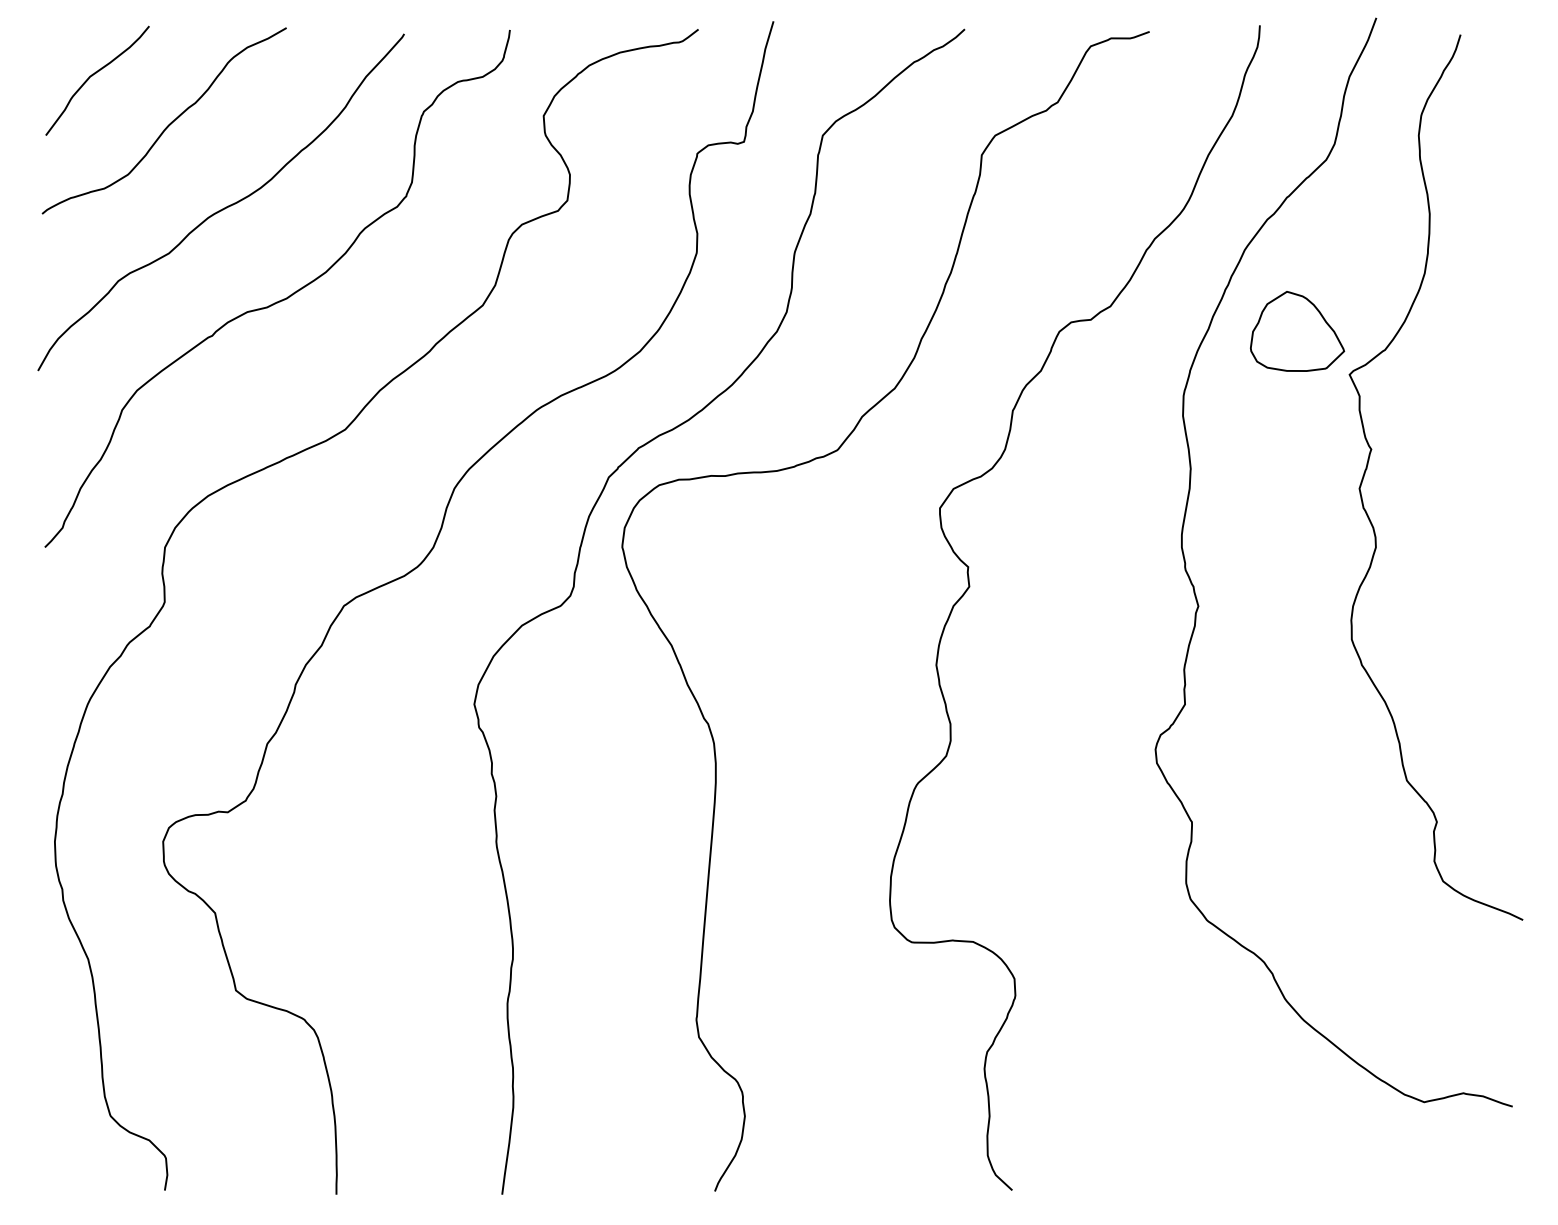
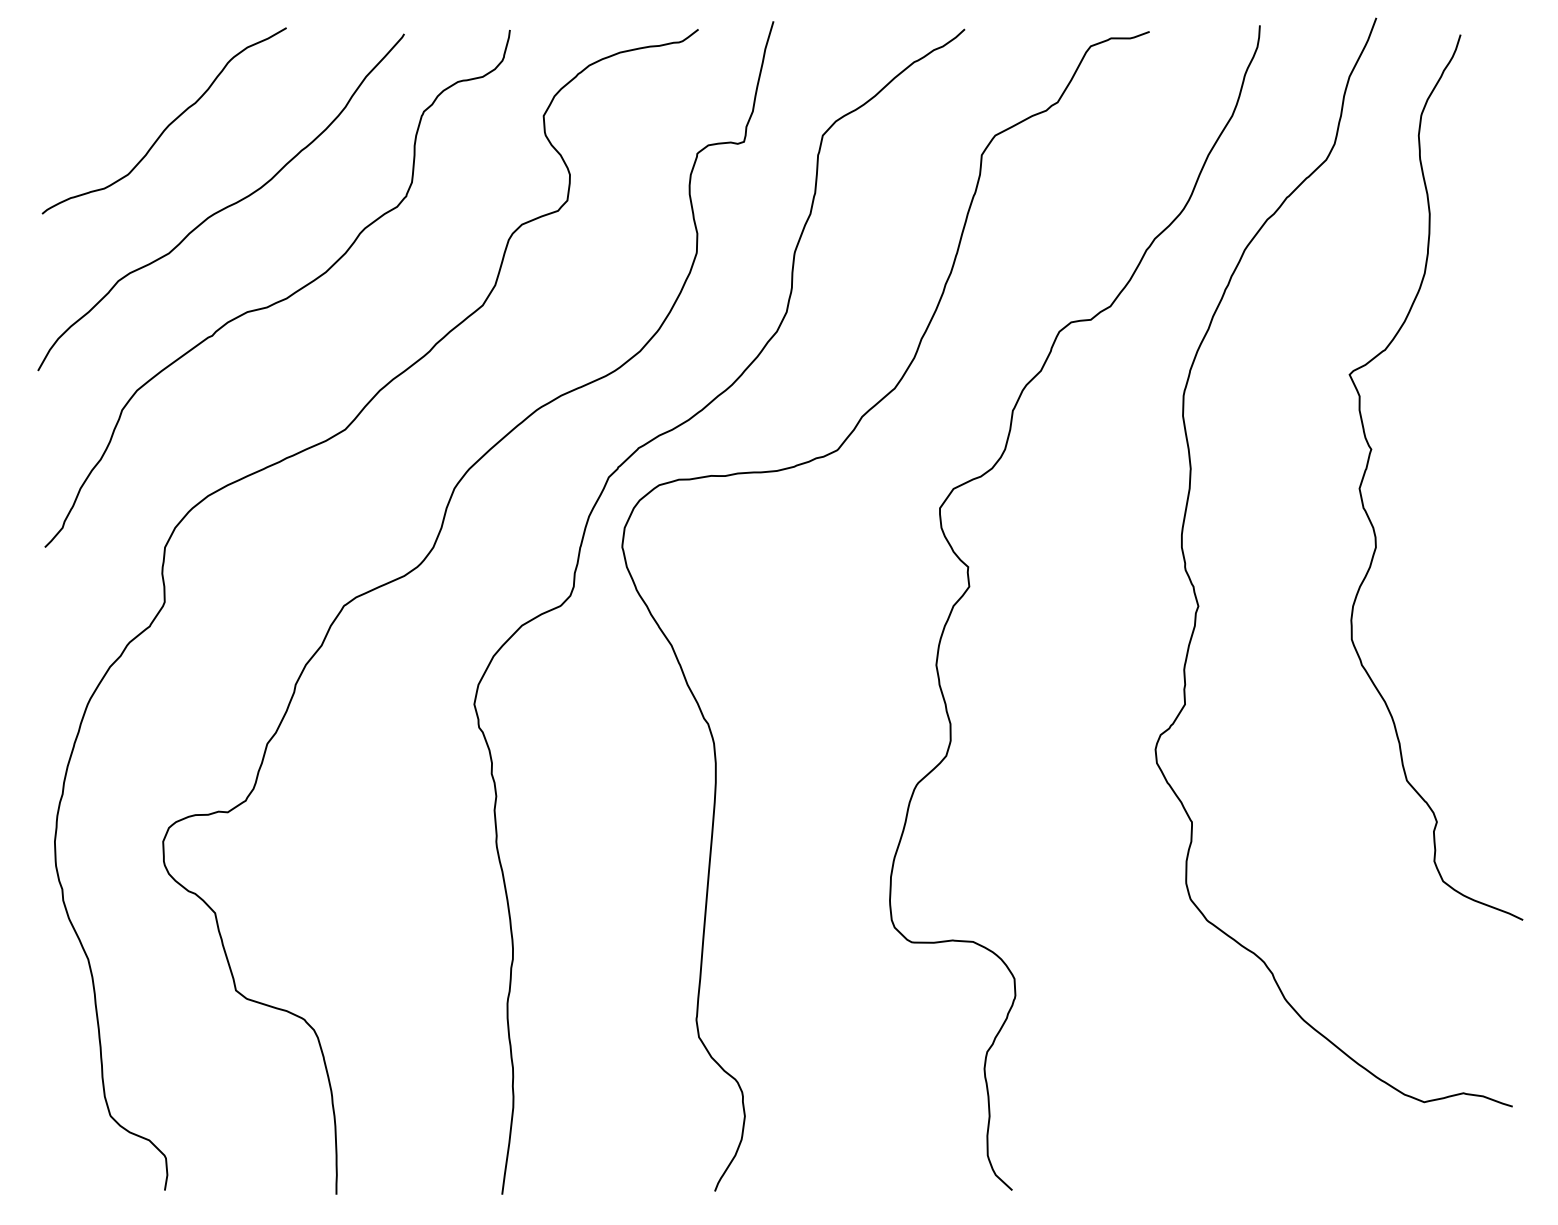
curve: present -> none (95, 74)
part: present -> none (1297, 331)
